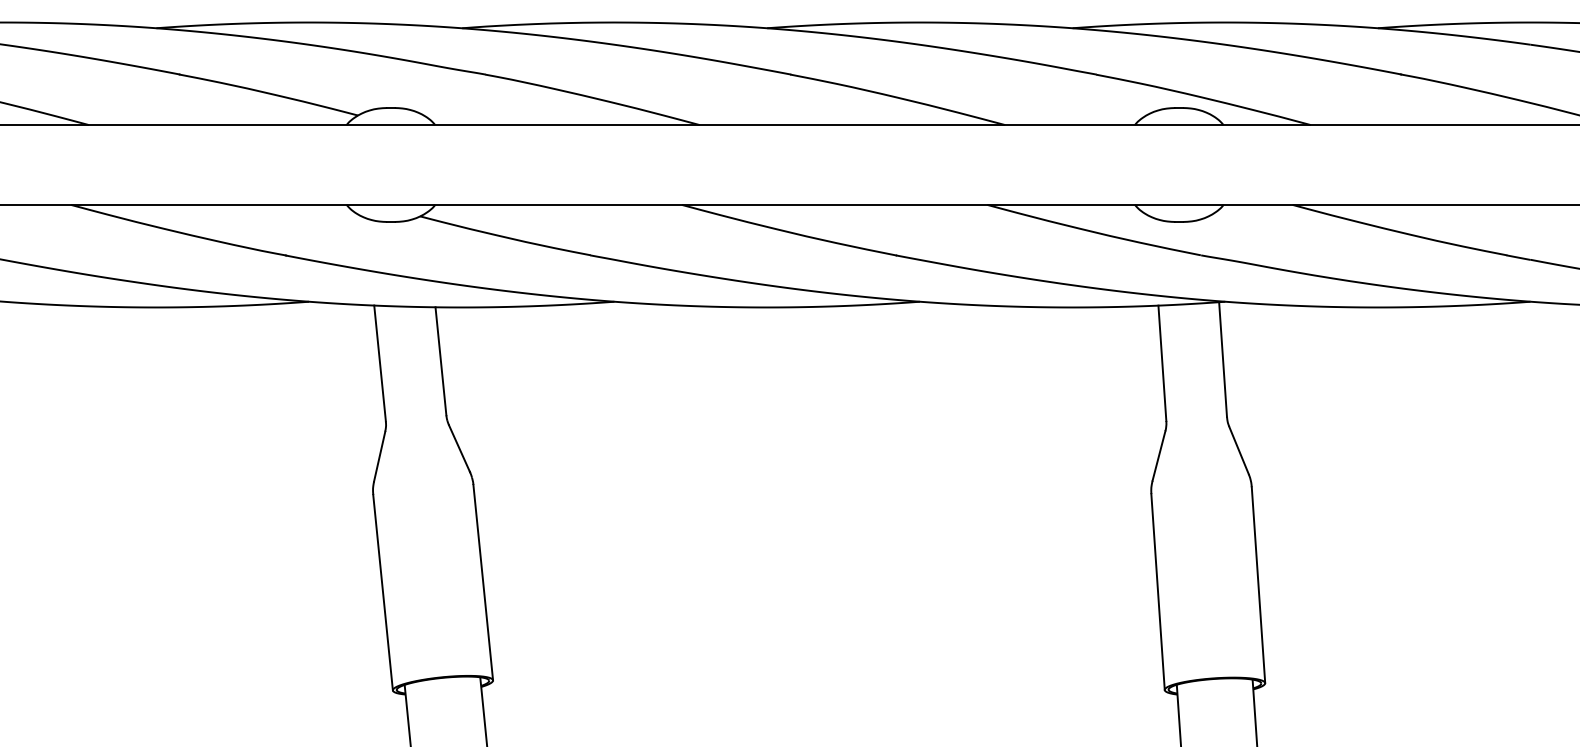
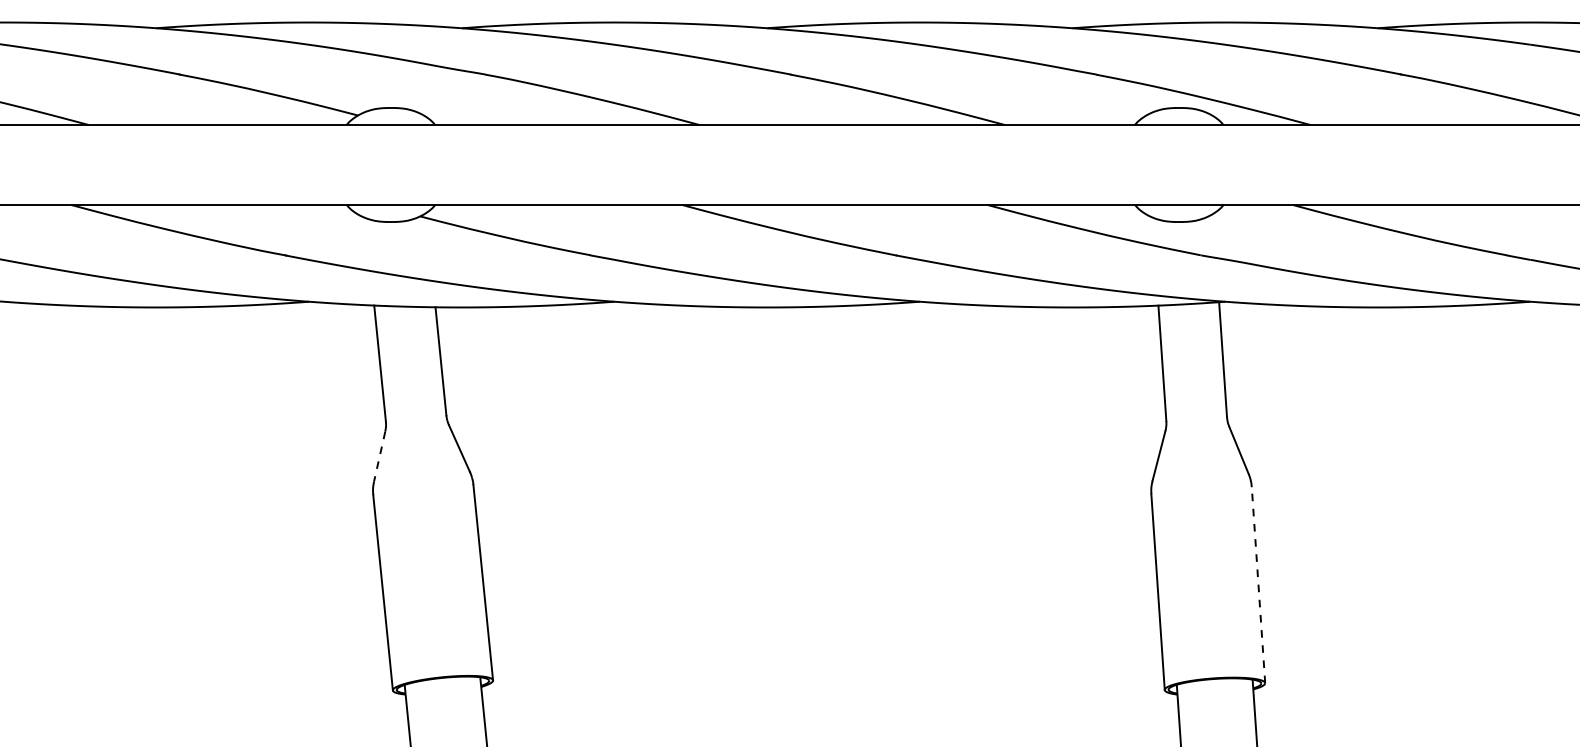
line: solid -> dashed (379, 456)
line: solid -> dashed (1258, 584)
